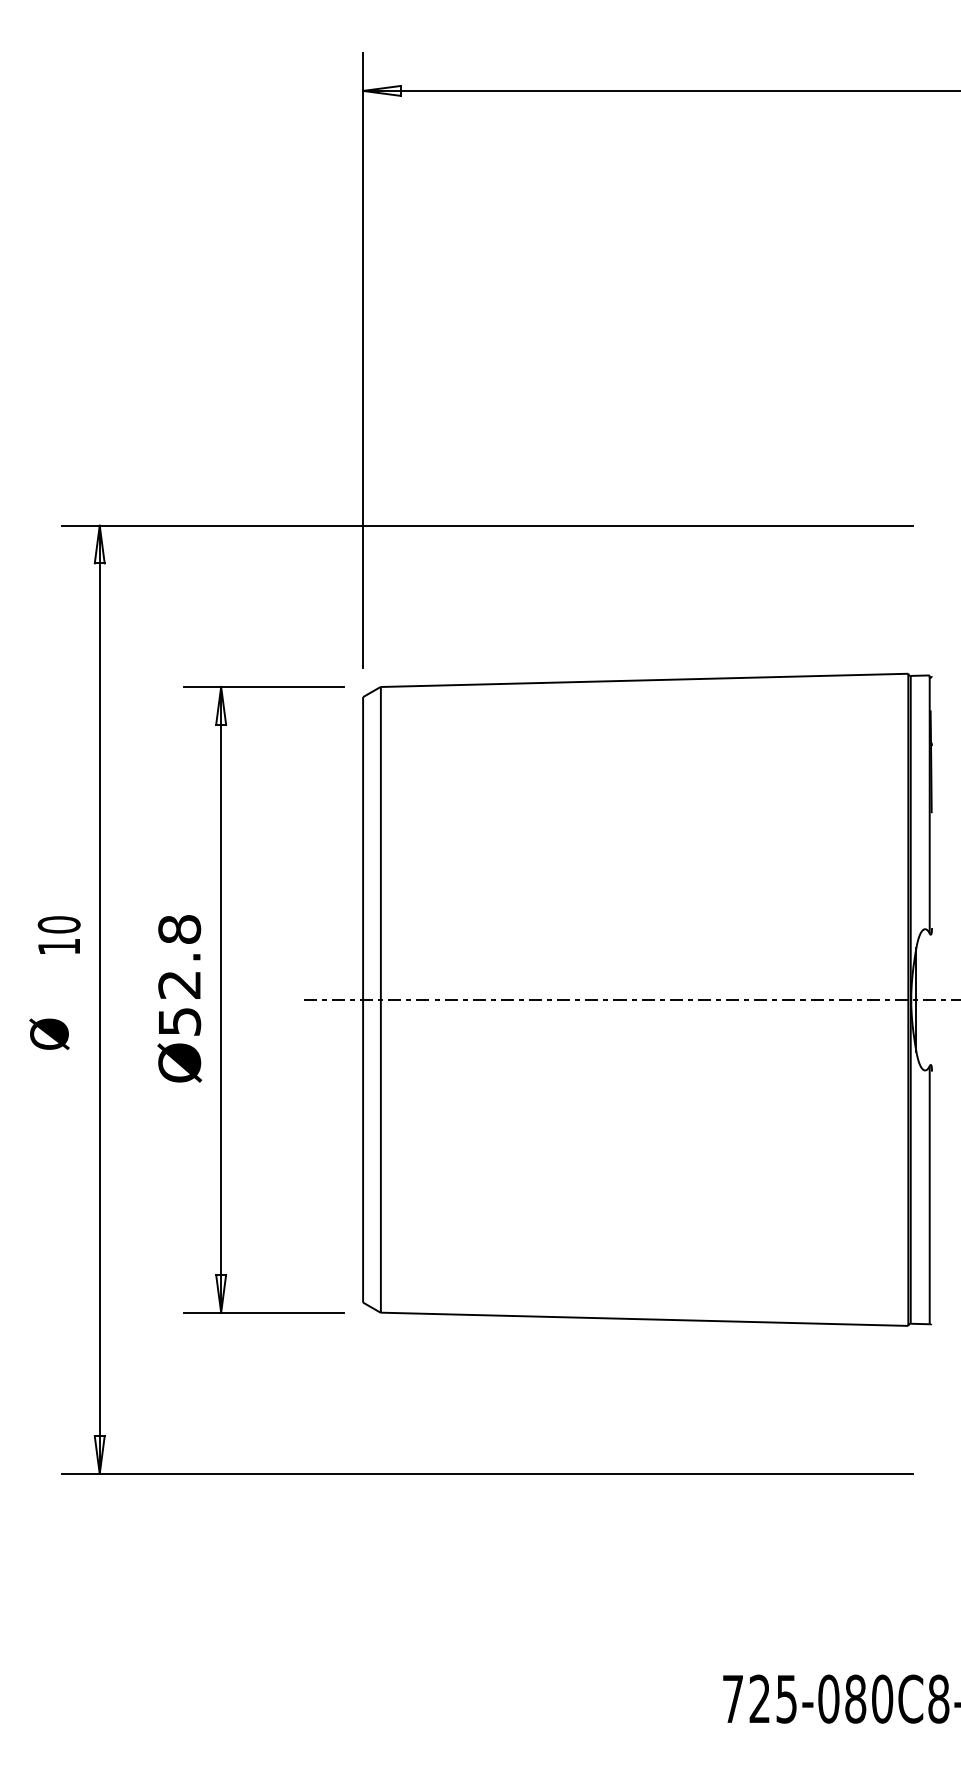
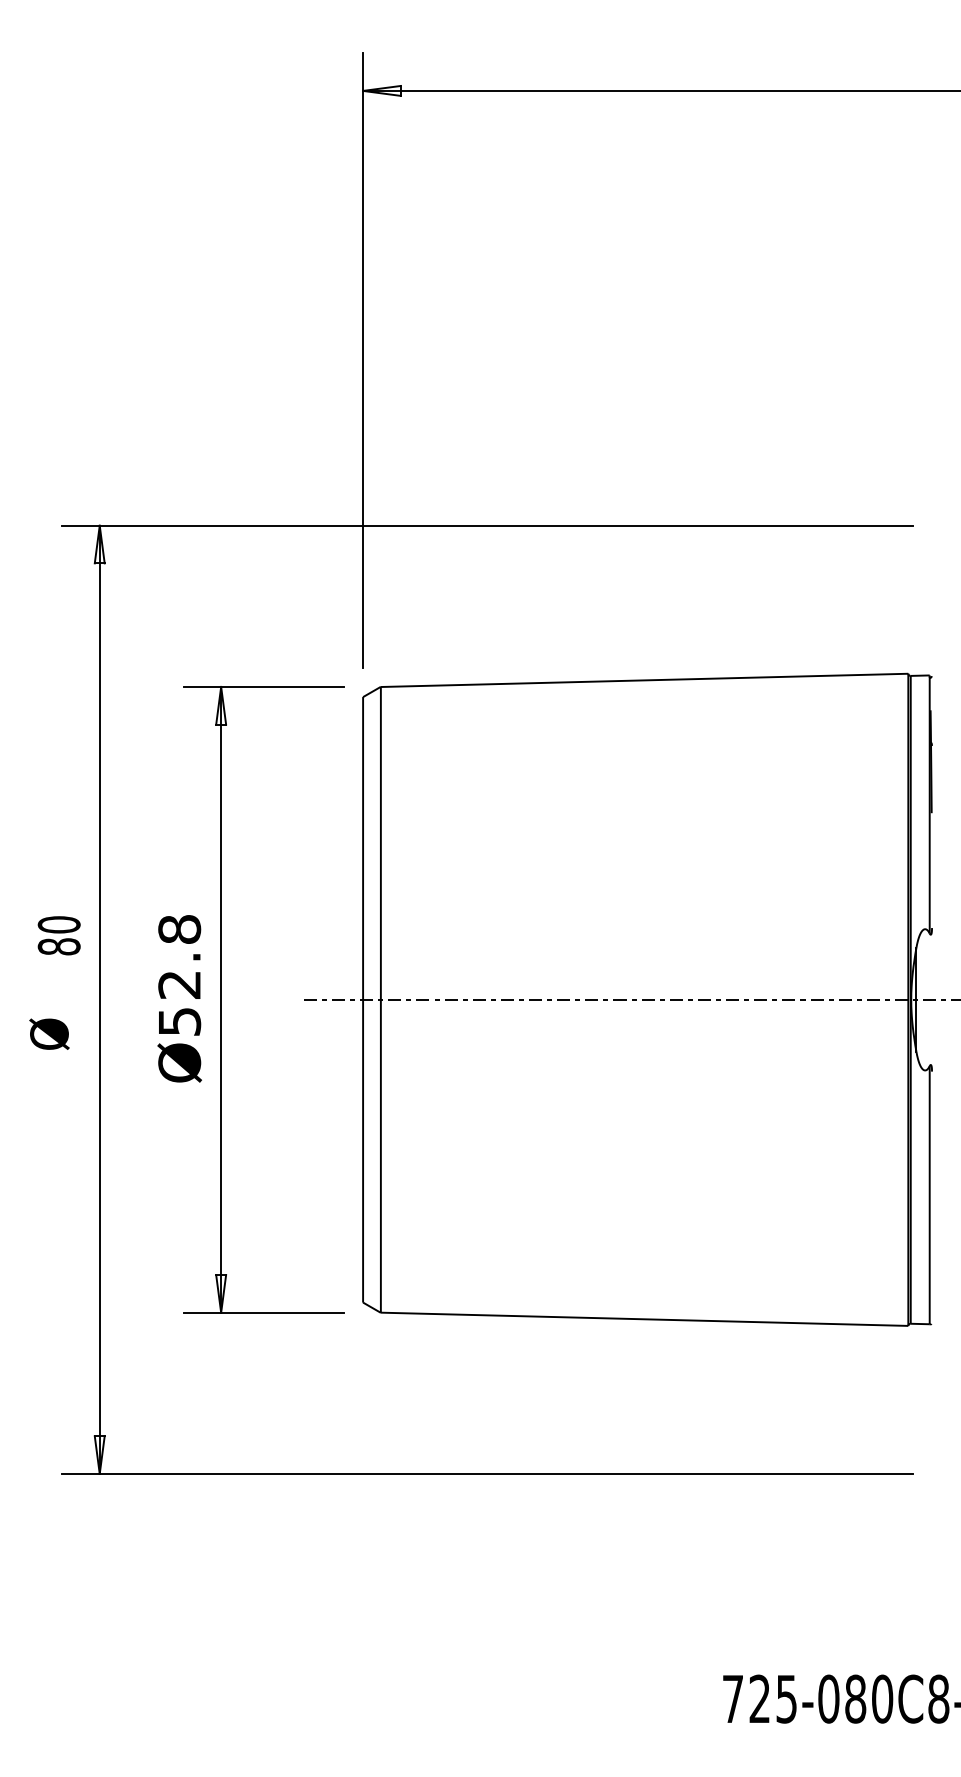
text: 10 -> 80 (58, 946)
